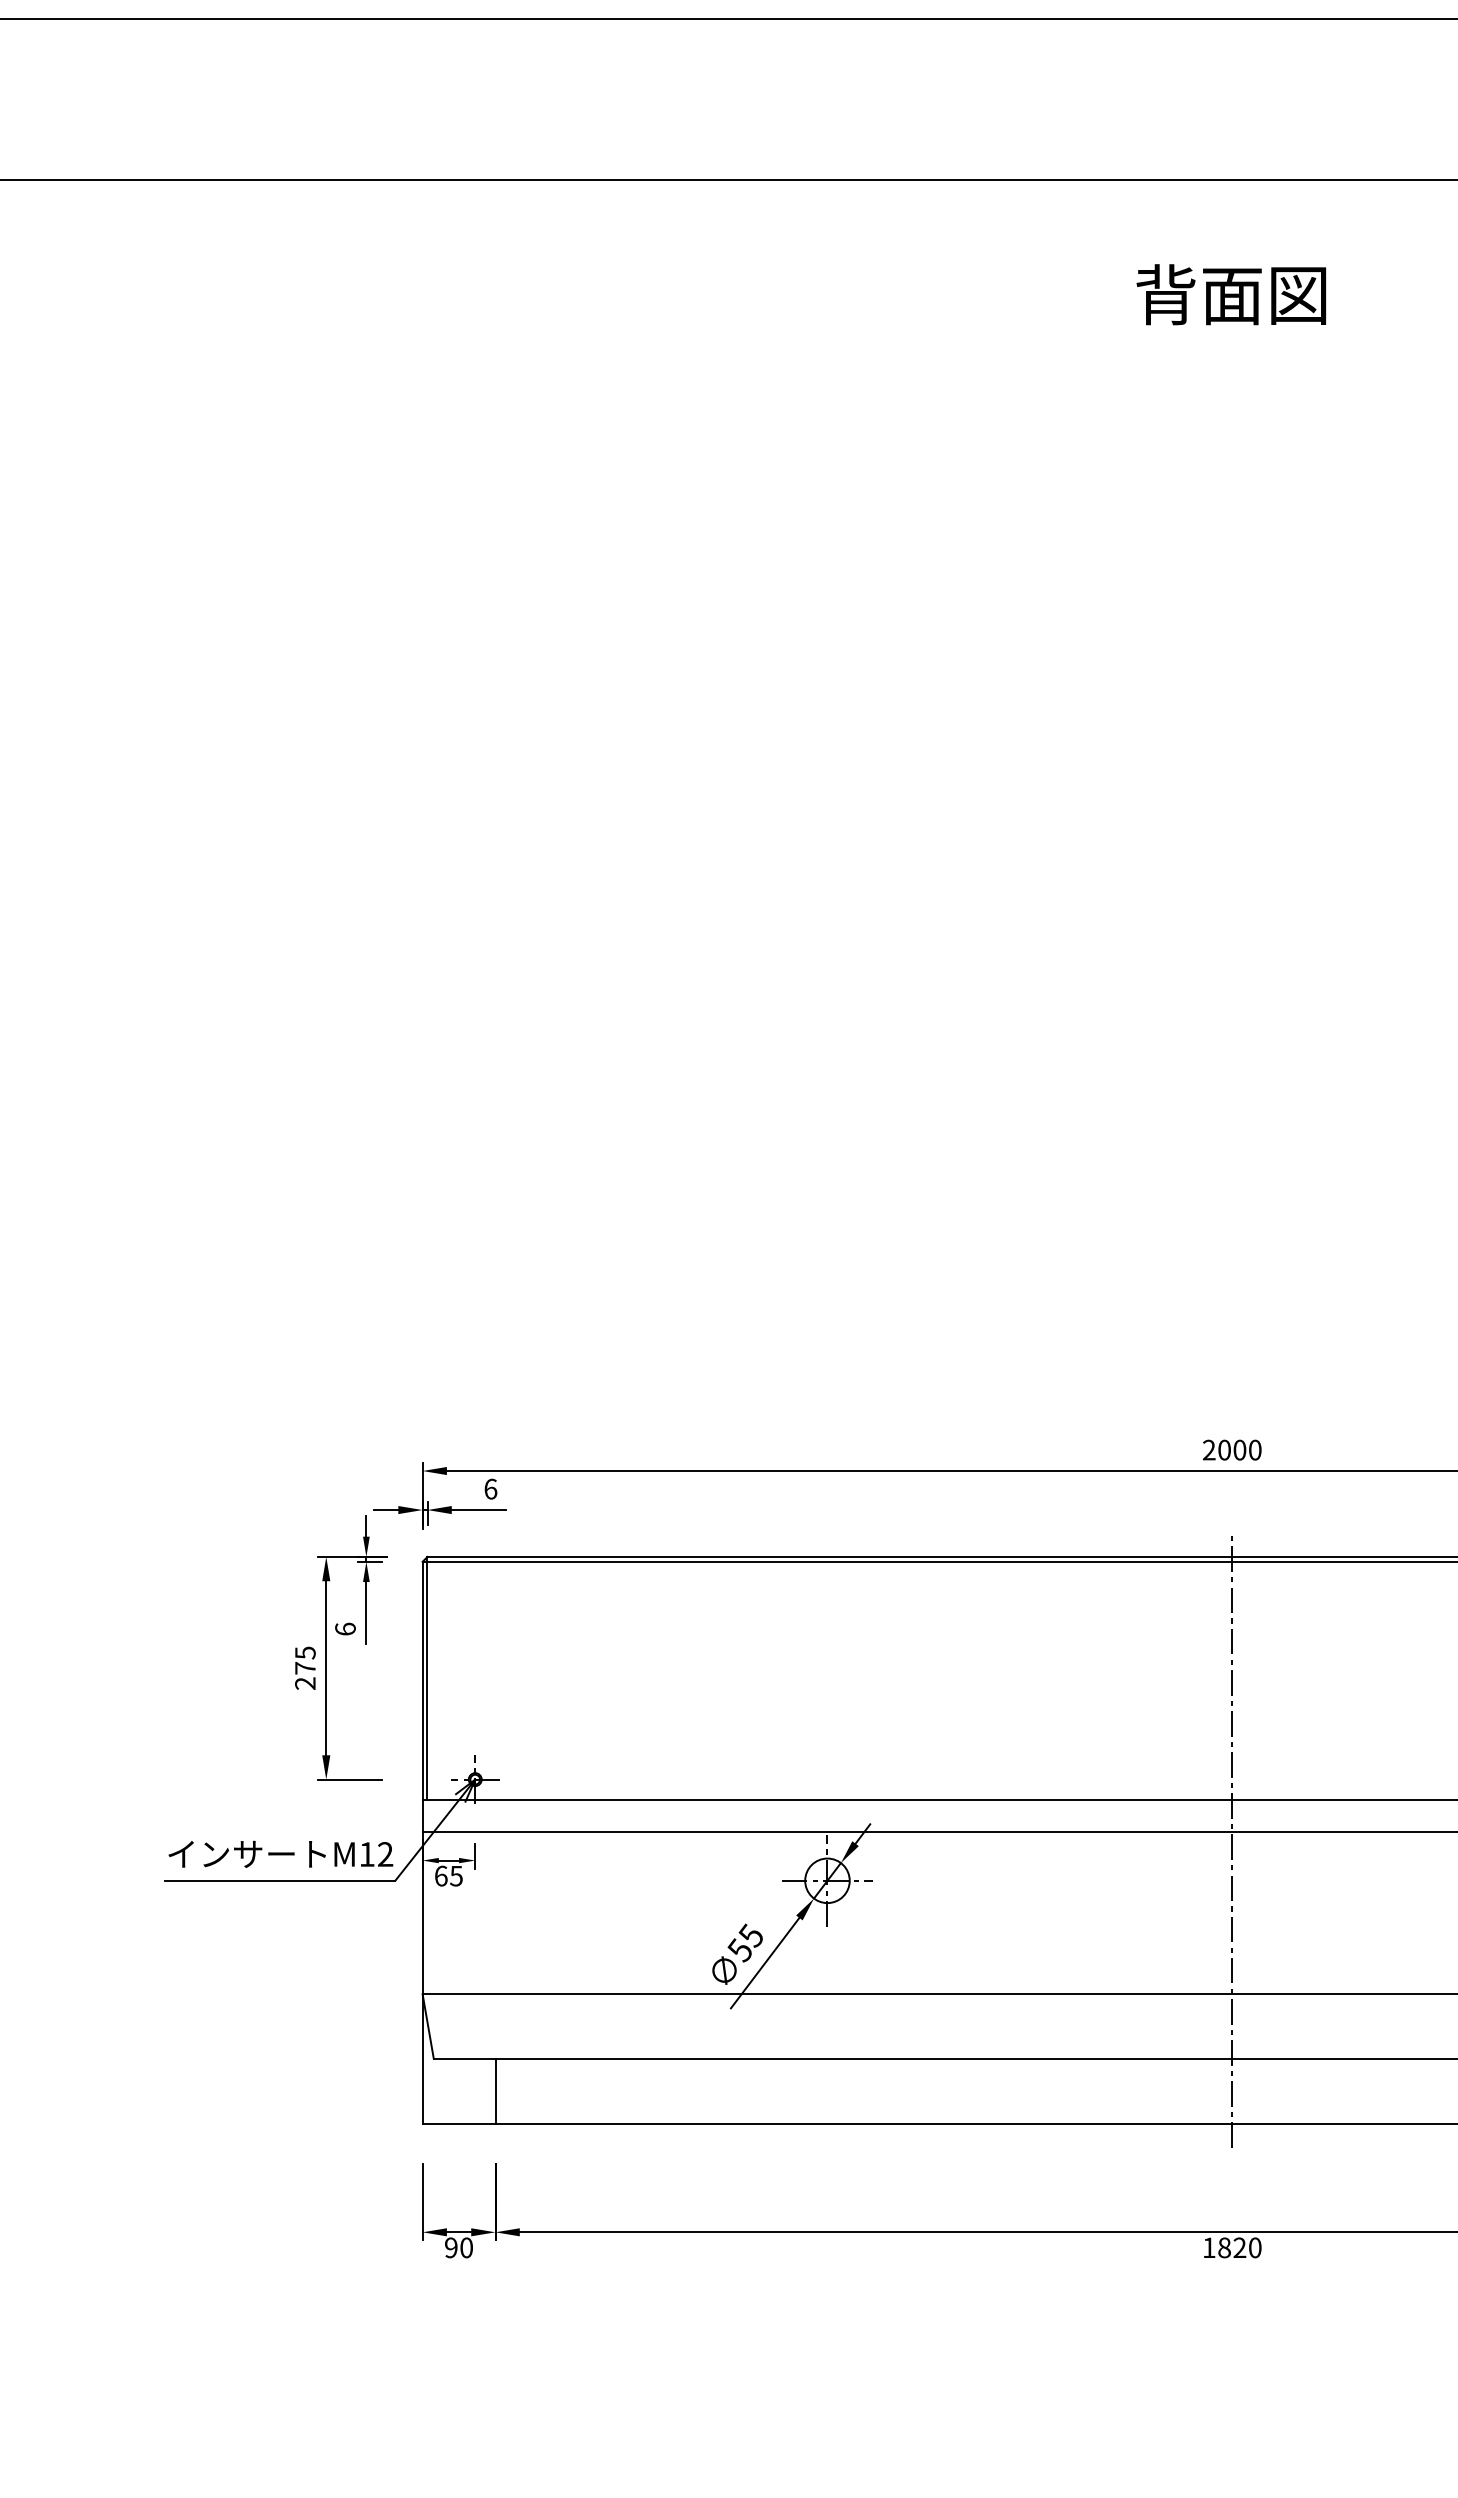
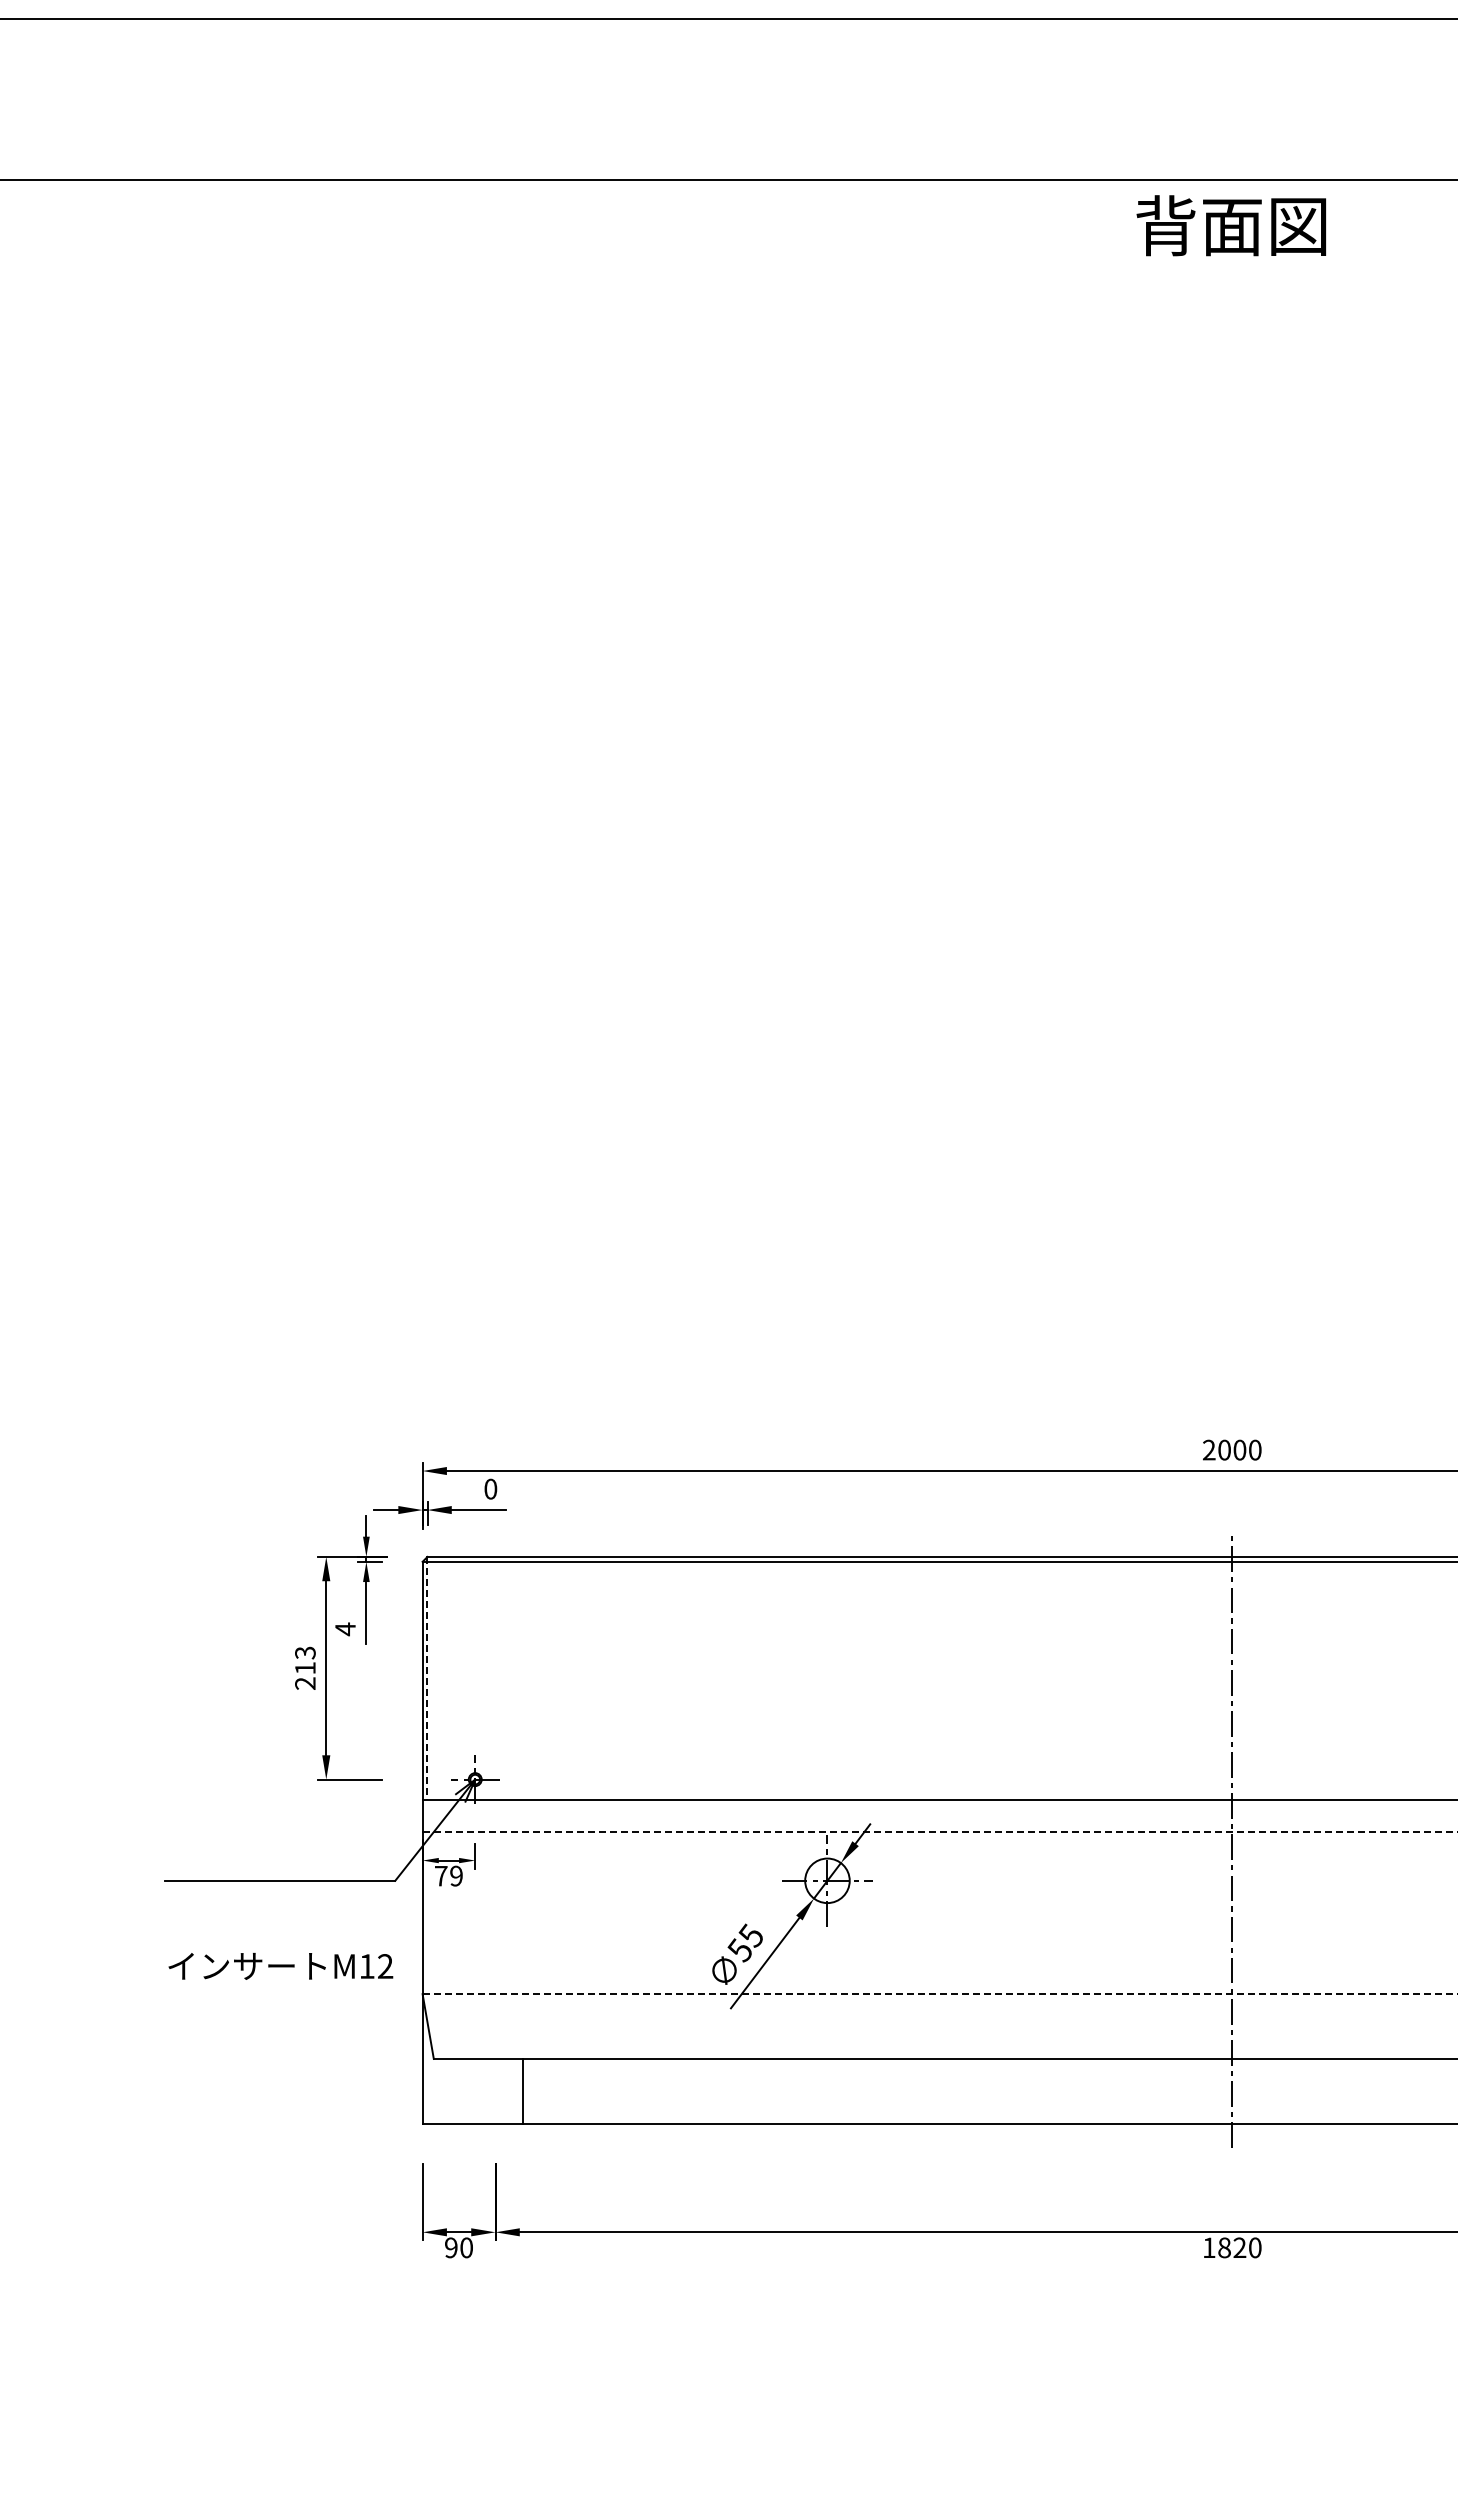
text position: (1230, 294) -> (1230, 225) (1230, 225)
text: 6 -> 0 (490, 1488)
text: 6 -> 4 (345, 1629)
text: 275 -> 213 (305, 1660)
line: solid -> dashed (427, 1678)
line: solid -> dashed (940, 1832)
text position: (280, 1854) -> (280, 1966) (280, 1966)
text: 65 -> 79 (448, 1875)
line: solid -> dashed (940, 1994)
line position: (495, 2090) -> (522, 2090) (522, 2090)
